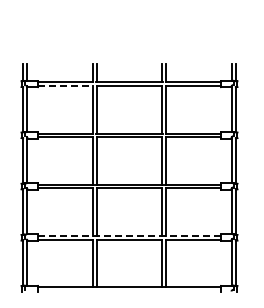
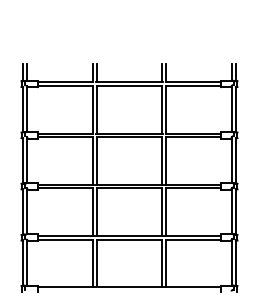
line: dashed -> solid (65, 86)
line: dashed -> solid (129, 235)
